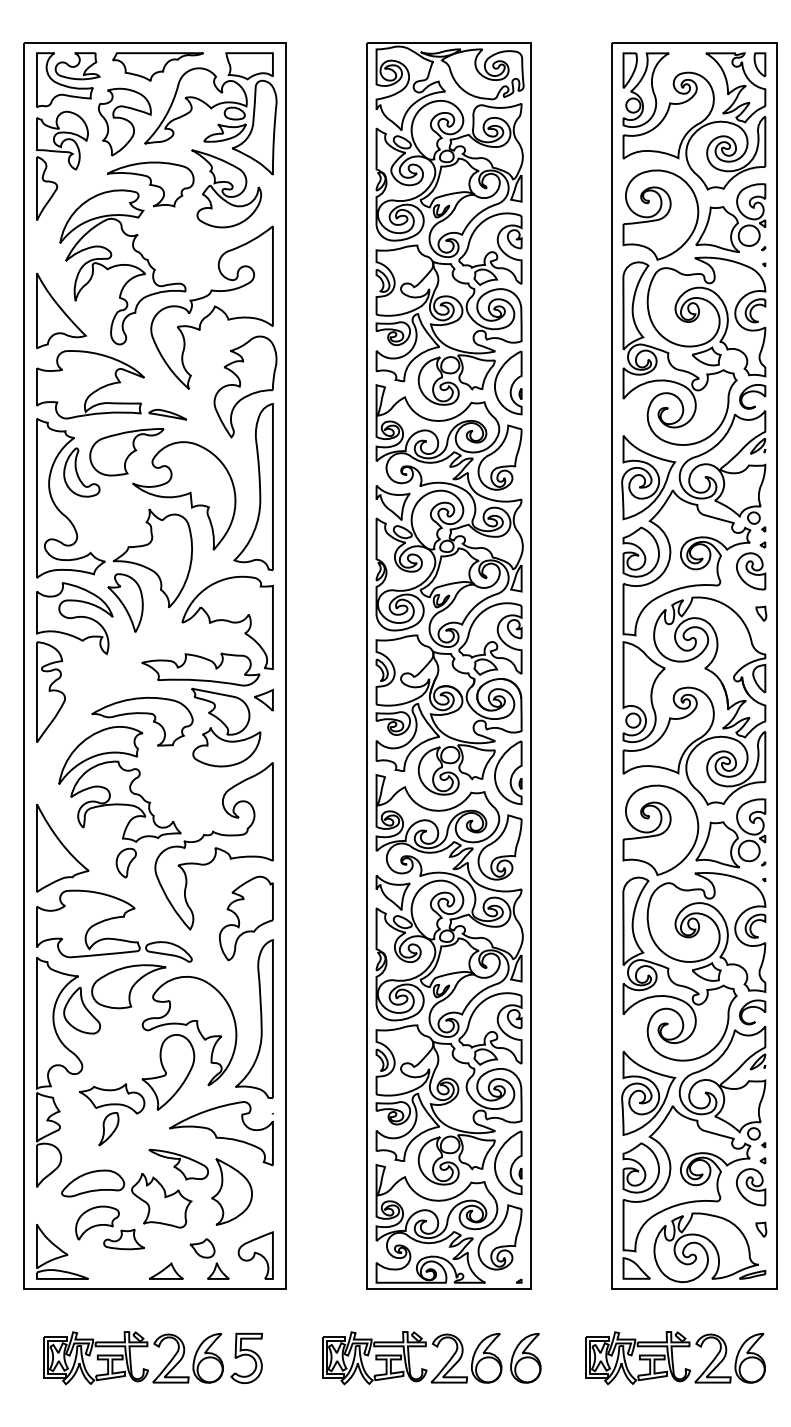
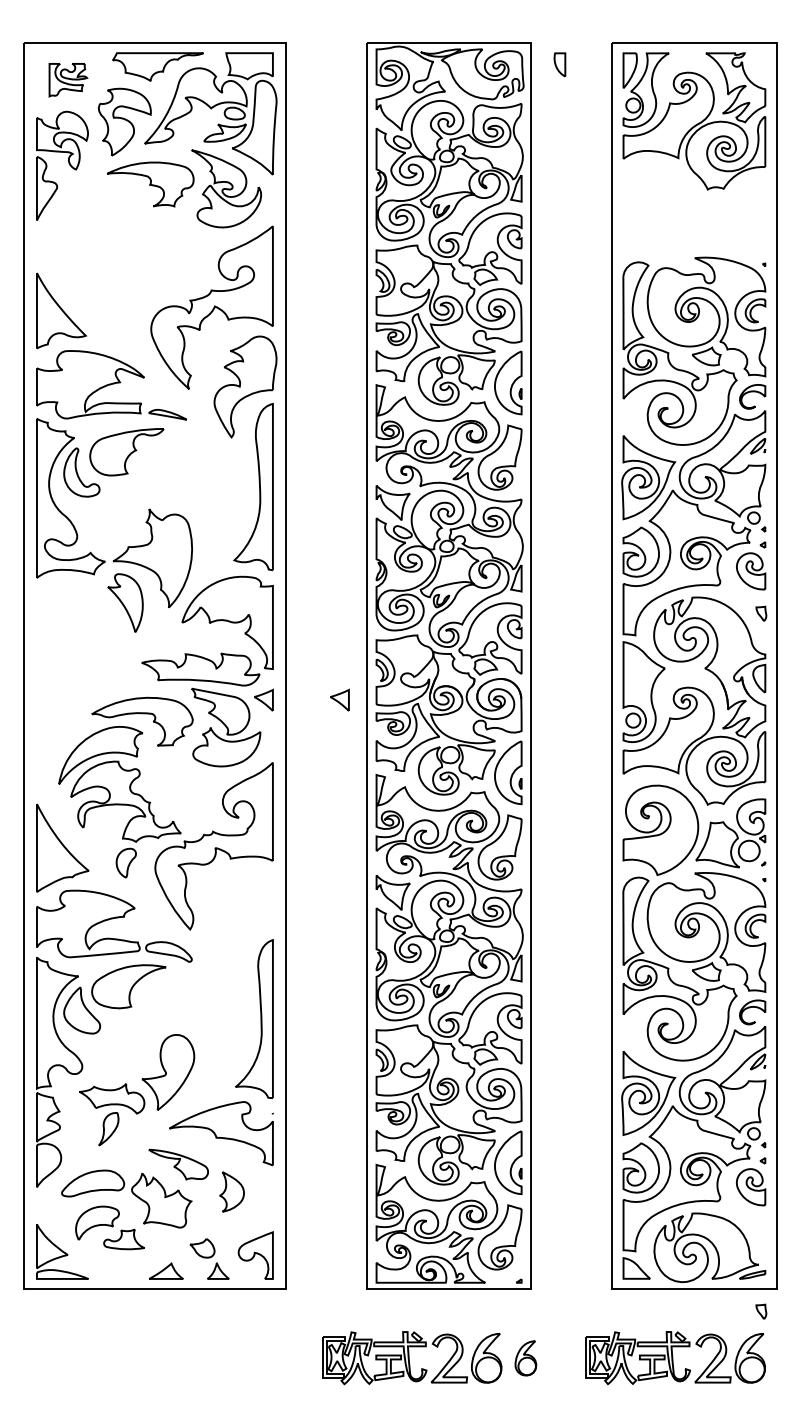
part position: (759, 64) -> (559, 64) (559, 64)
part size: 65x56 px -> 41x35 px (68, 80)
part: present -> none (694, 214)
part: present -> none (122, 267)
part: present -> none (184, 495)
part: present -> none (63, 661)
part: none -> present (339, 699)
part: present -> none (246, 918)
part: present -> none (187, 1025)
part size: 42x68 px -> 26x42 px (231, 1191)
part position: (761, 1229) -> (761, 1311) (761, 1311)
part size: 32x51 px -> 24x37 px (525, 1358)
part: present -> none (148, 1369)
